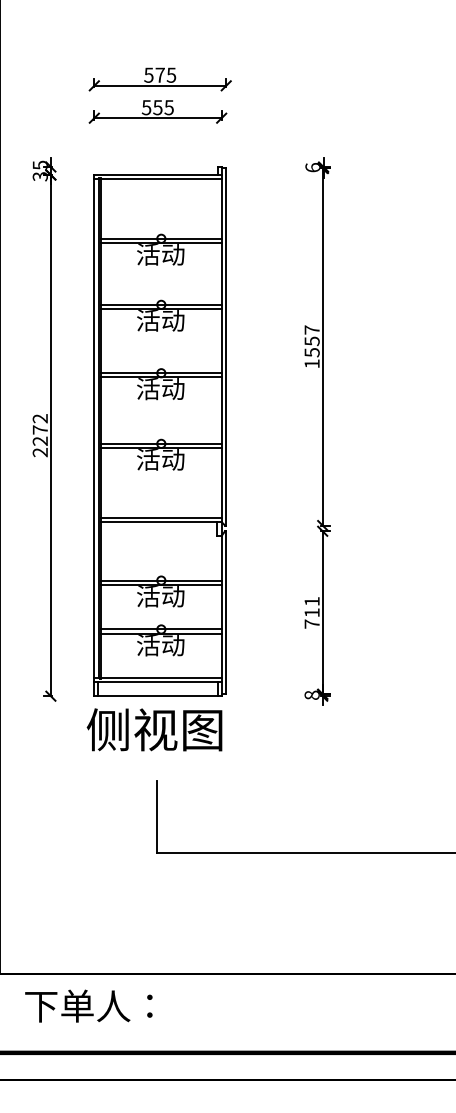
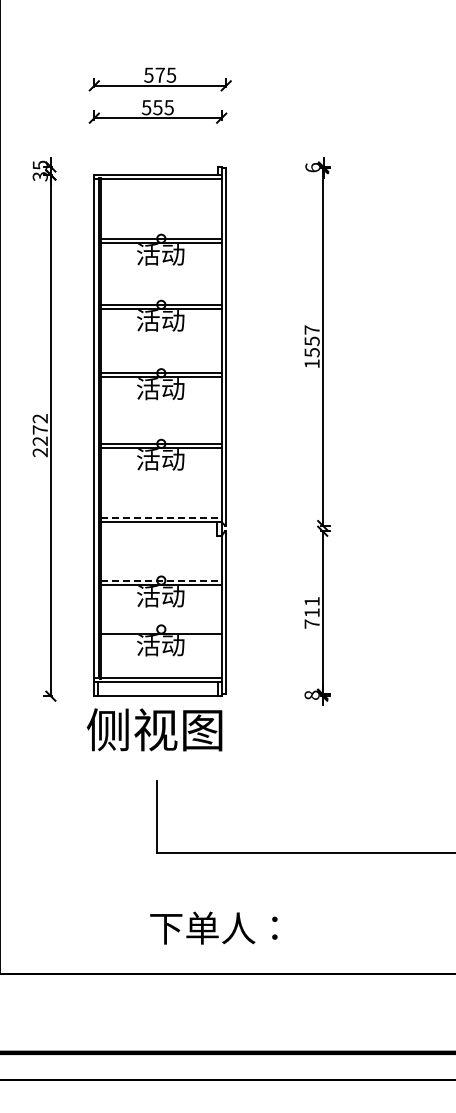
line: solid -> dashed (161, 517)
line: solid -> dashed (161, 580)
line: present -> none (161, 629)
text position: (88, 1005) -> (213, 927) (213, 927)
